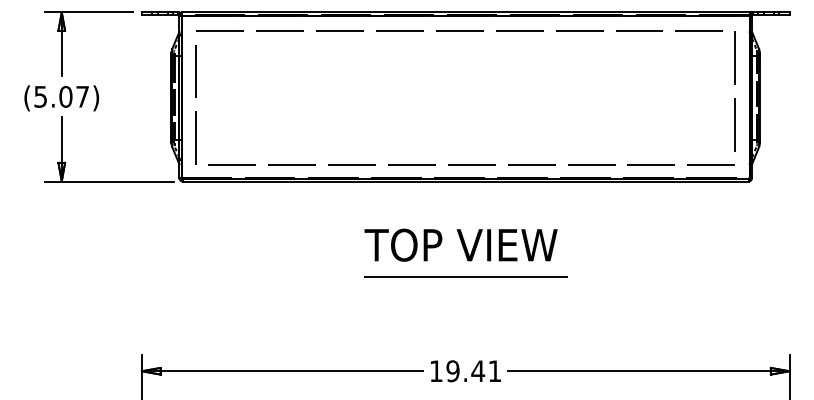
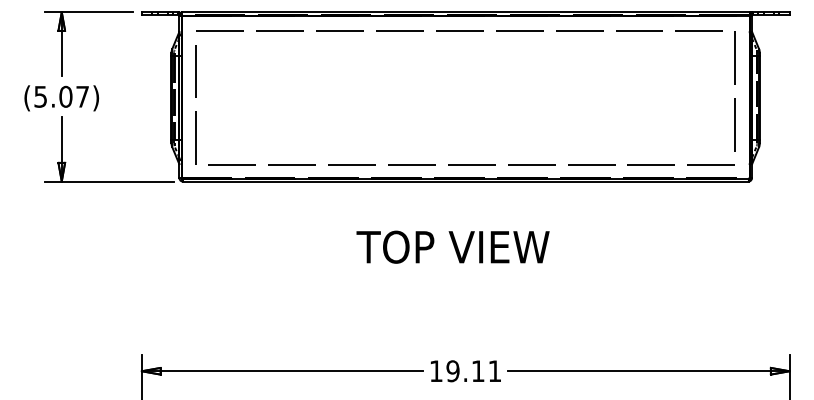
text position: (460, 244) -> (452, 246) (452, 246)
line: present -> none (465, 276)
text: 19.41 -> 19.11 (478, 370)
